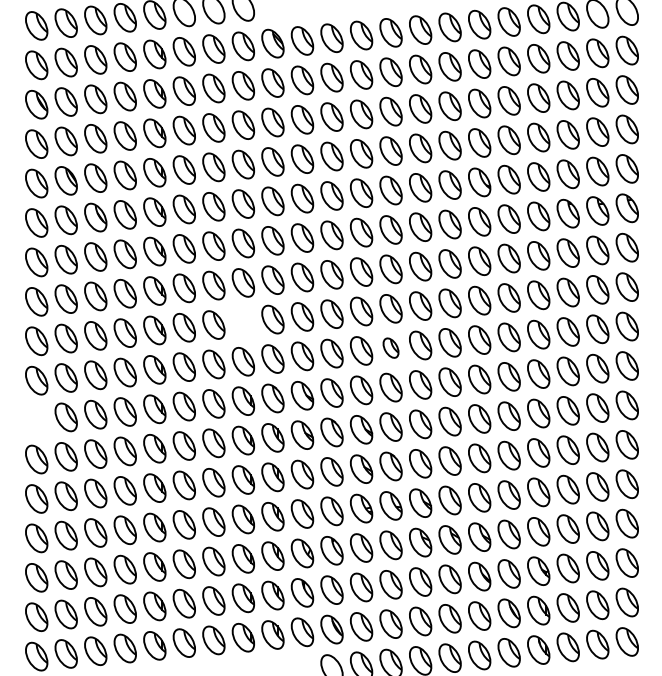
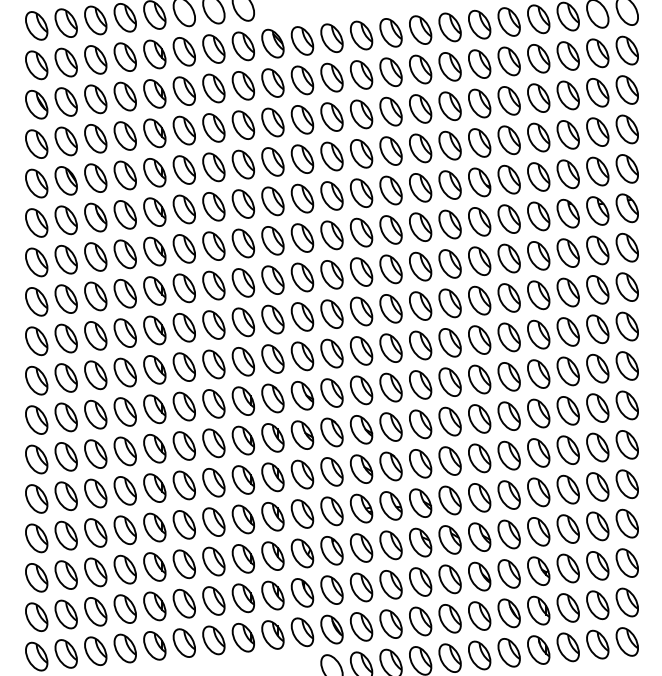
part: none -> present (242, 322)
part size: 18x22 px -> 24x30 px (390, 347)
part: none -> present (36, 419)
